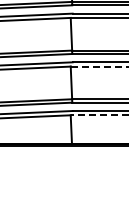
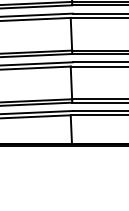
line: dashed -> solid (99, 66)
line: dashed -> solid (99, 115)
